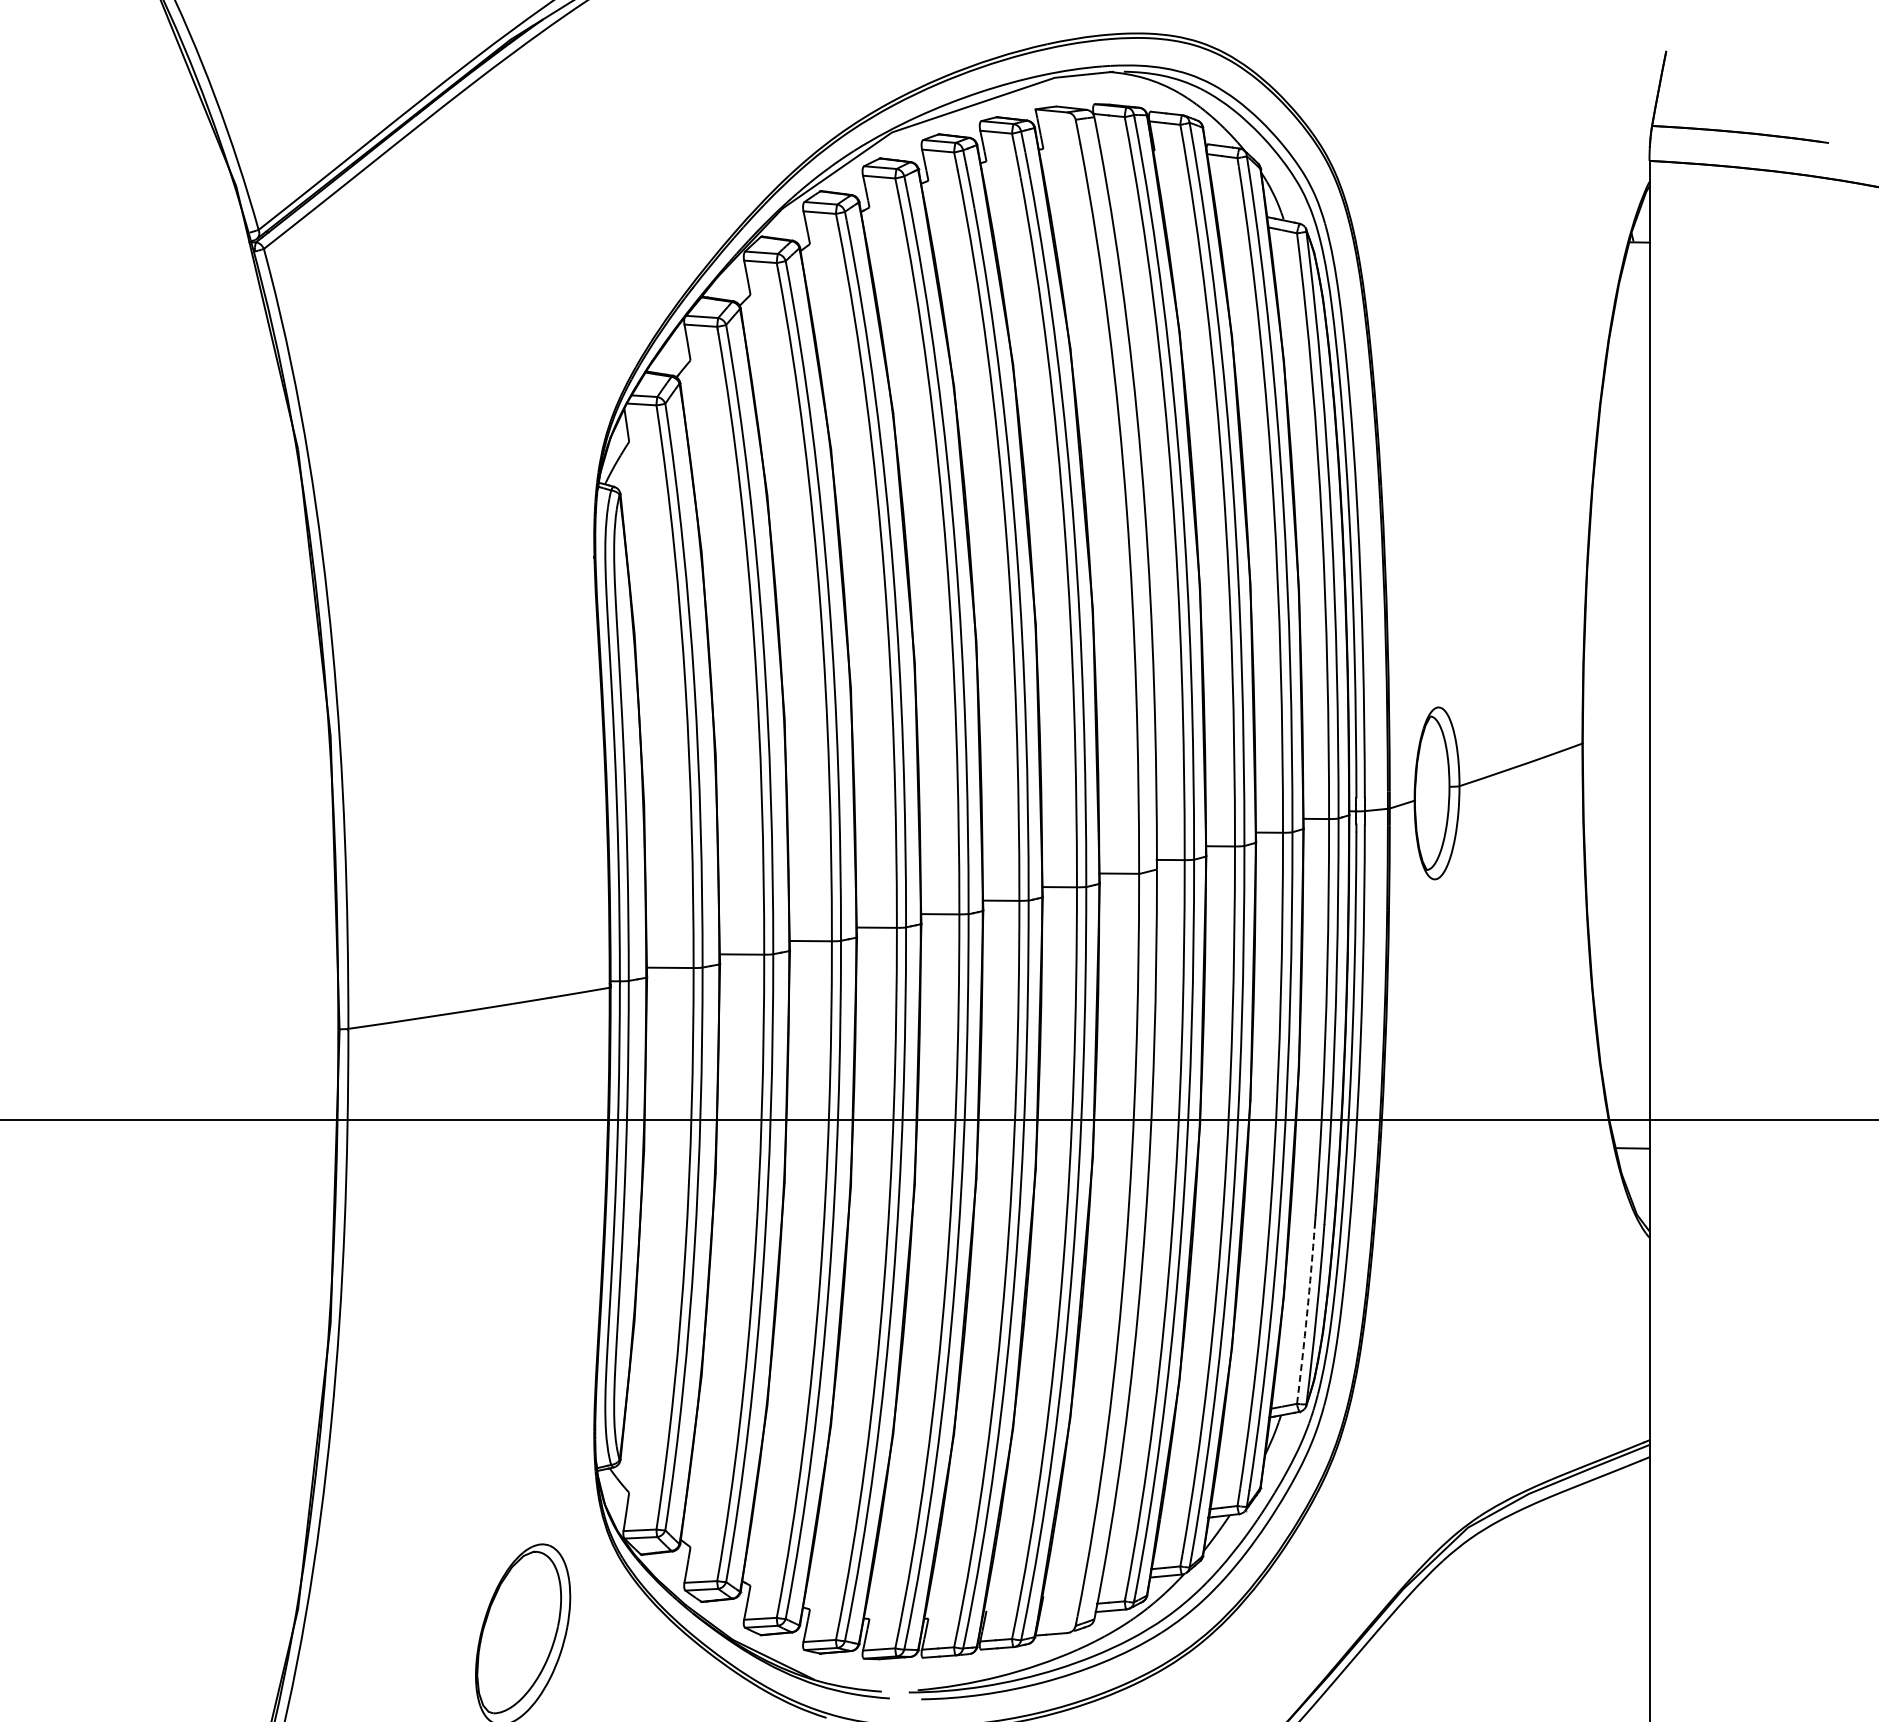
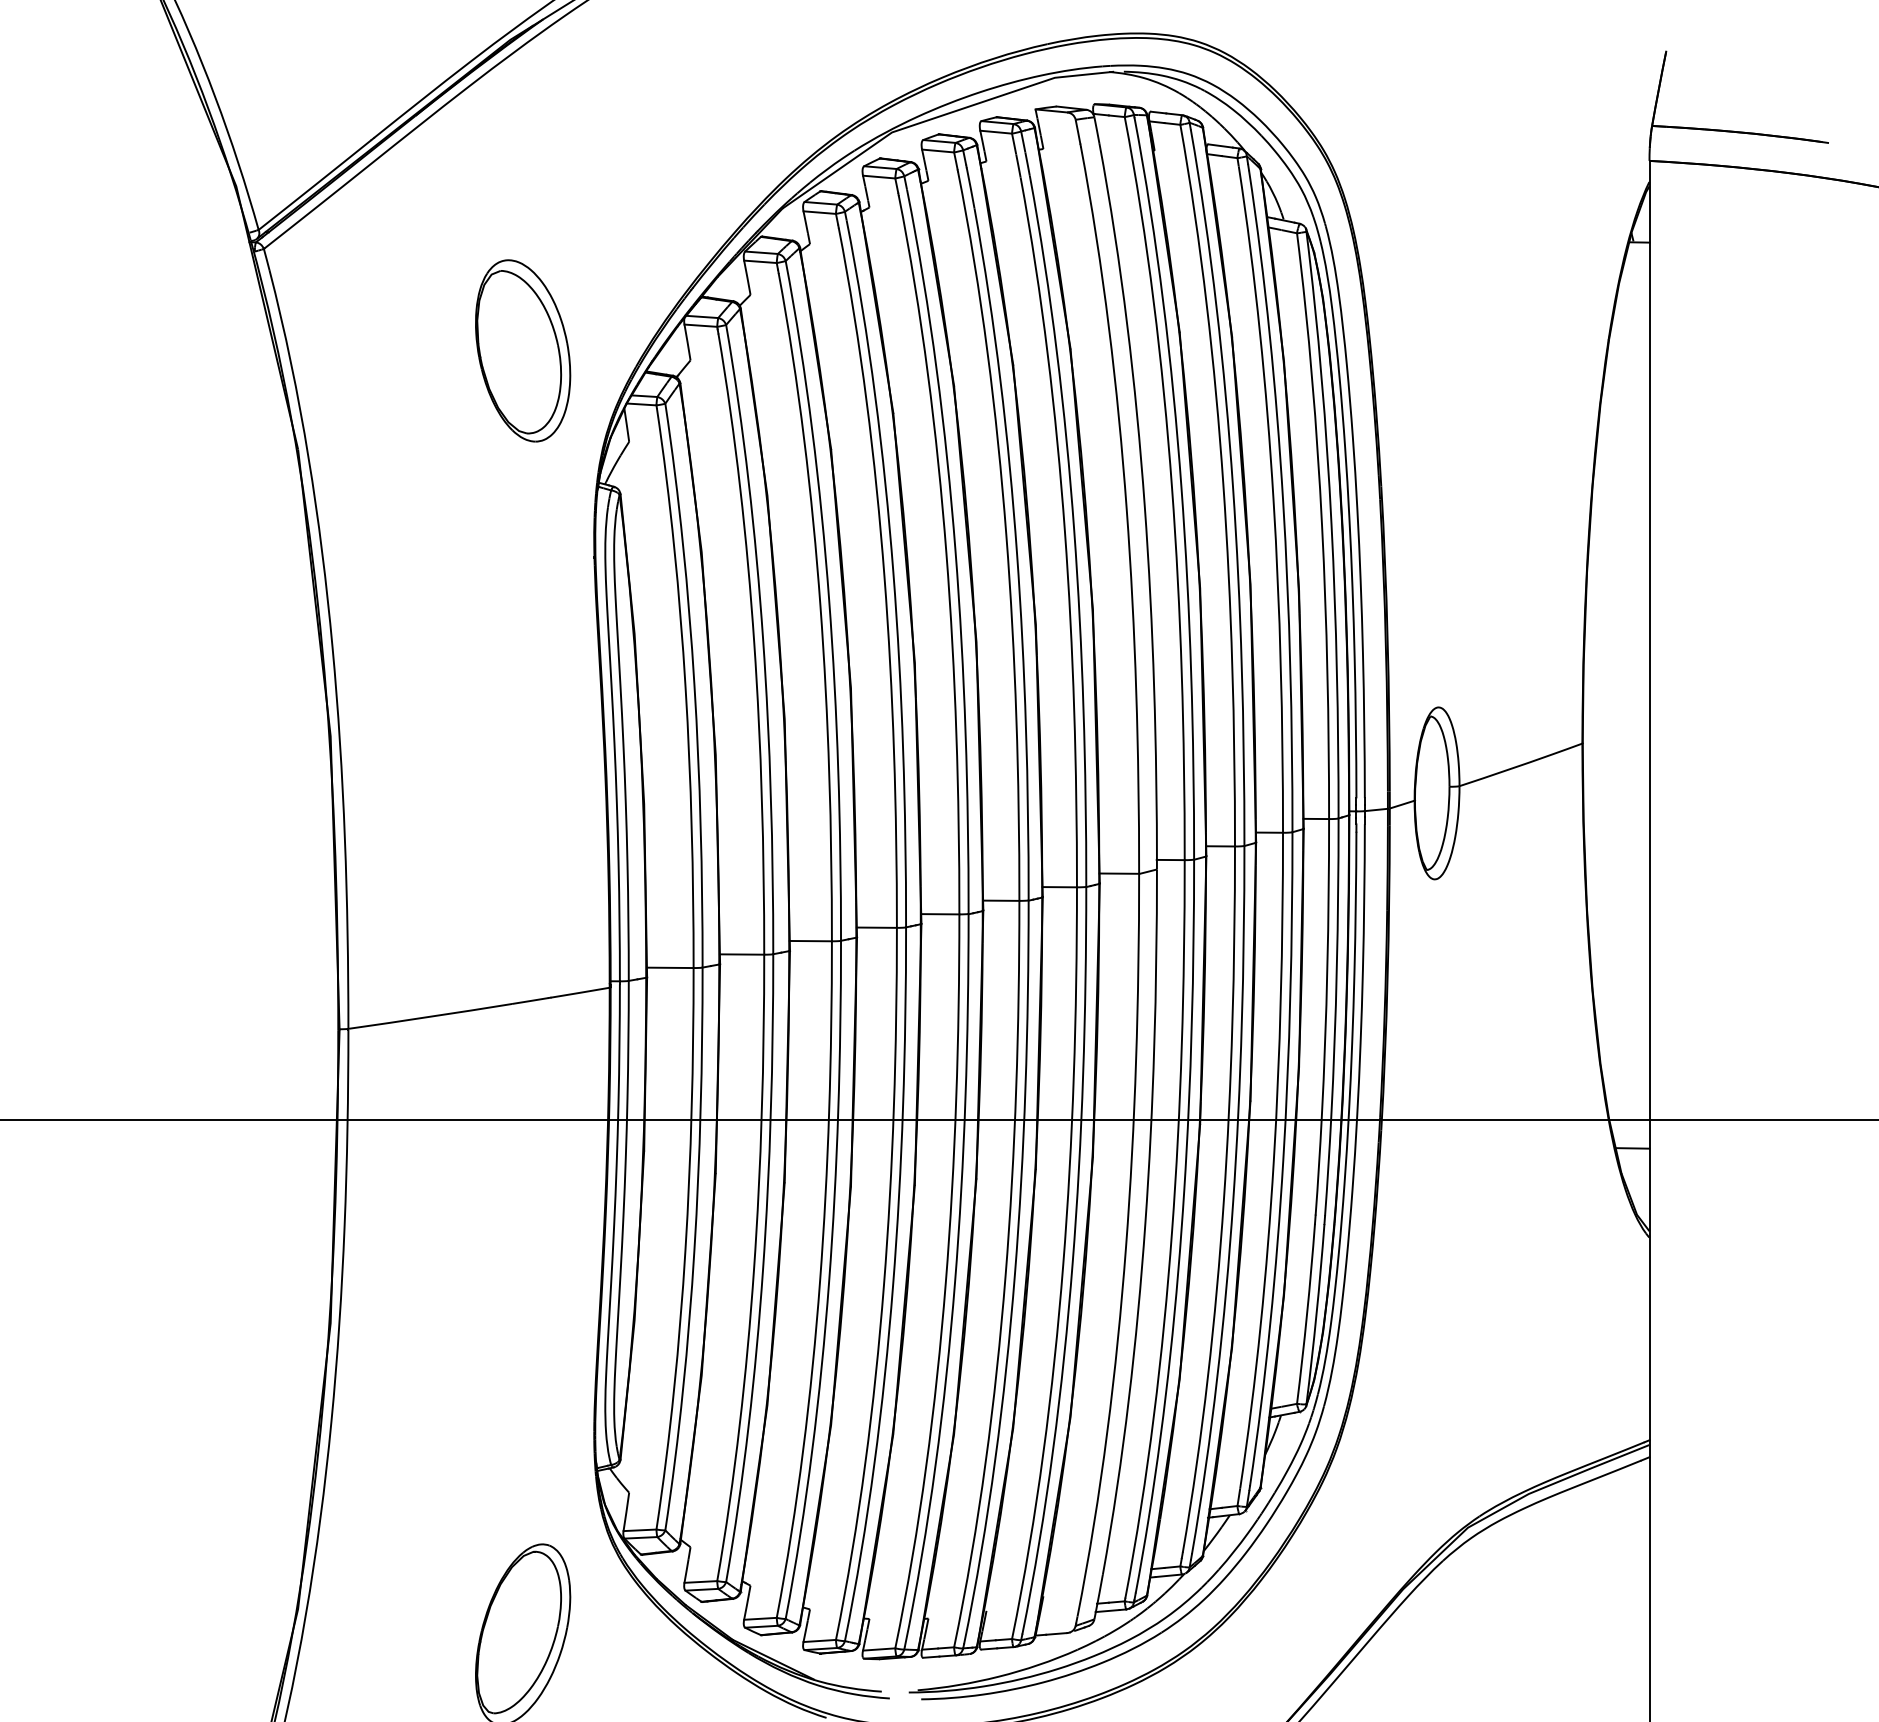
part: none -> present (523, 350)
arc: dashed -> solid (1307, 1314)
